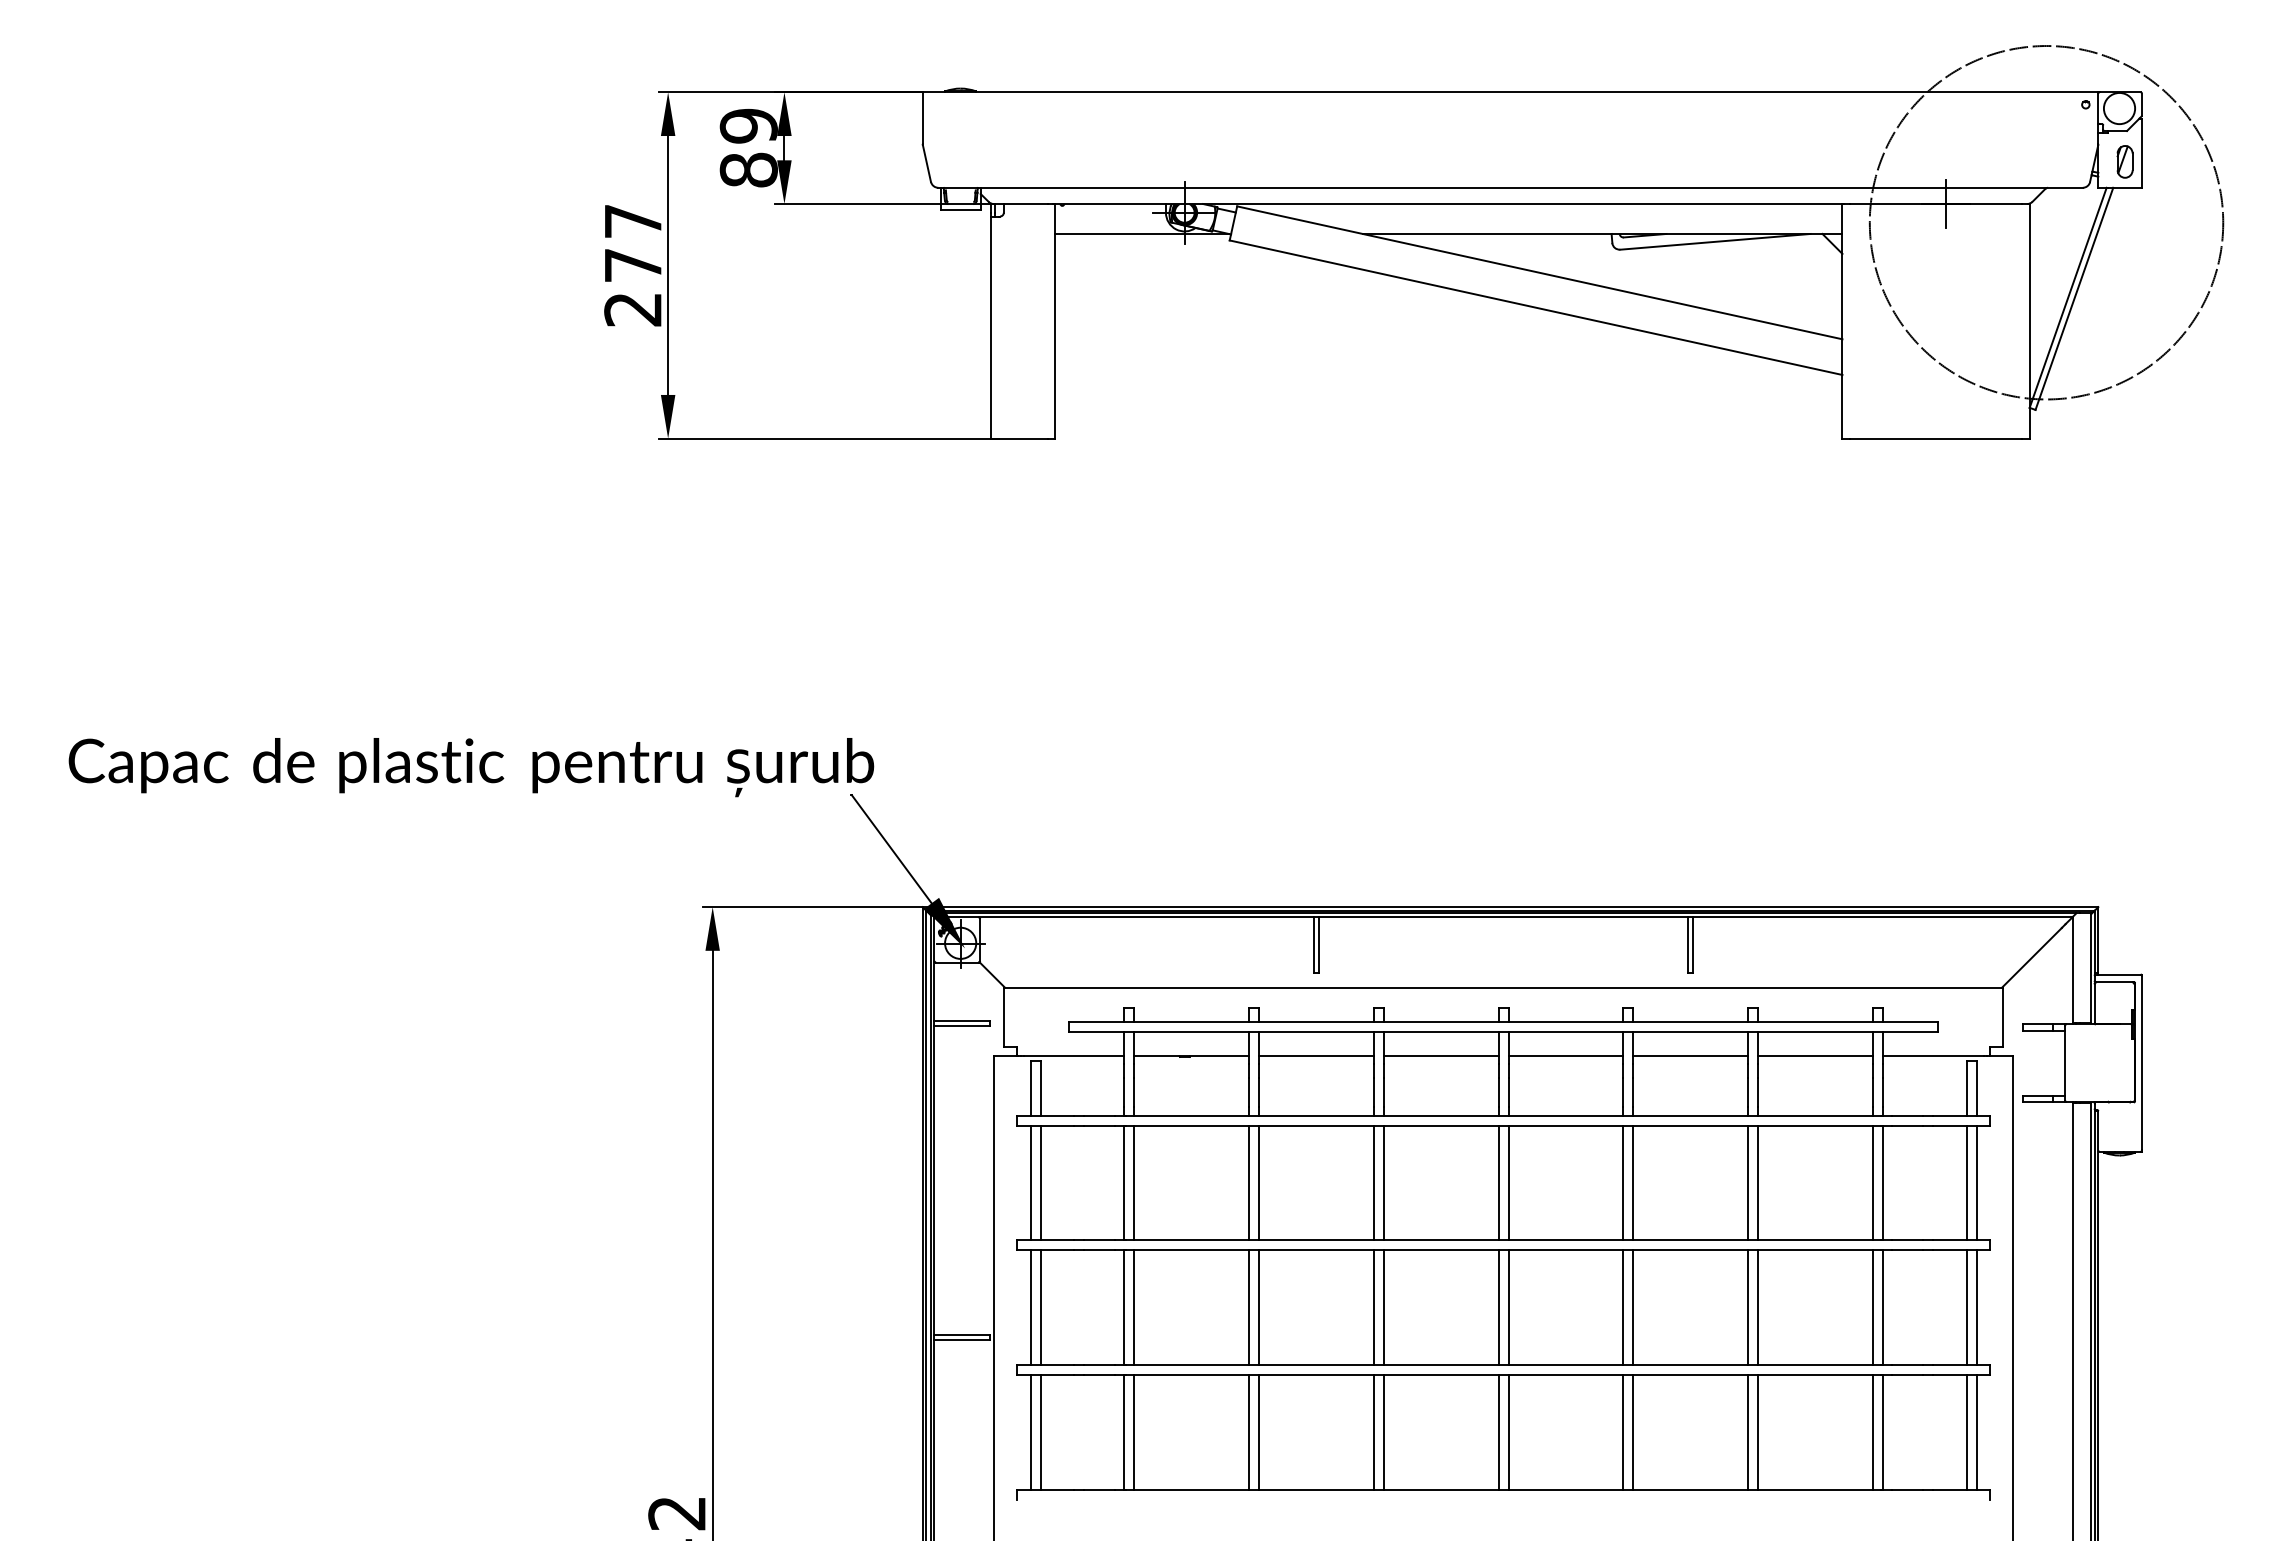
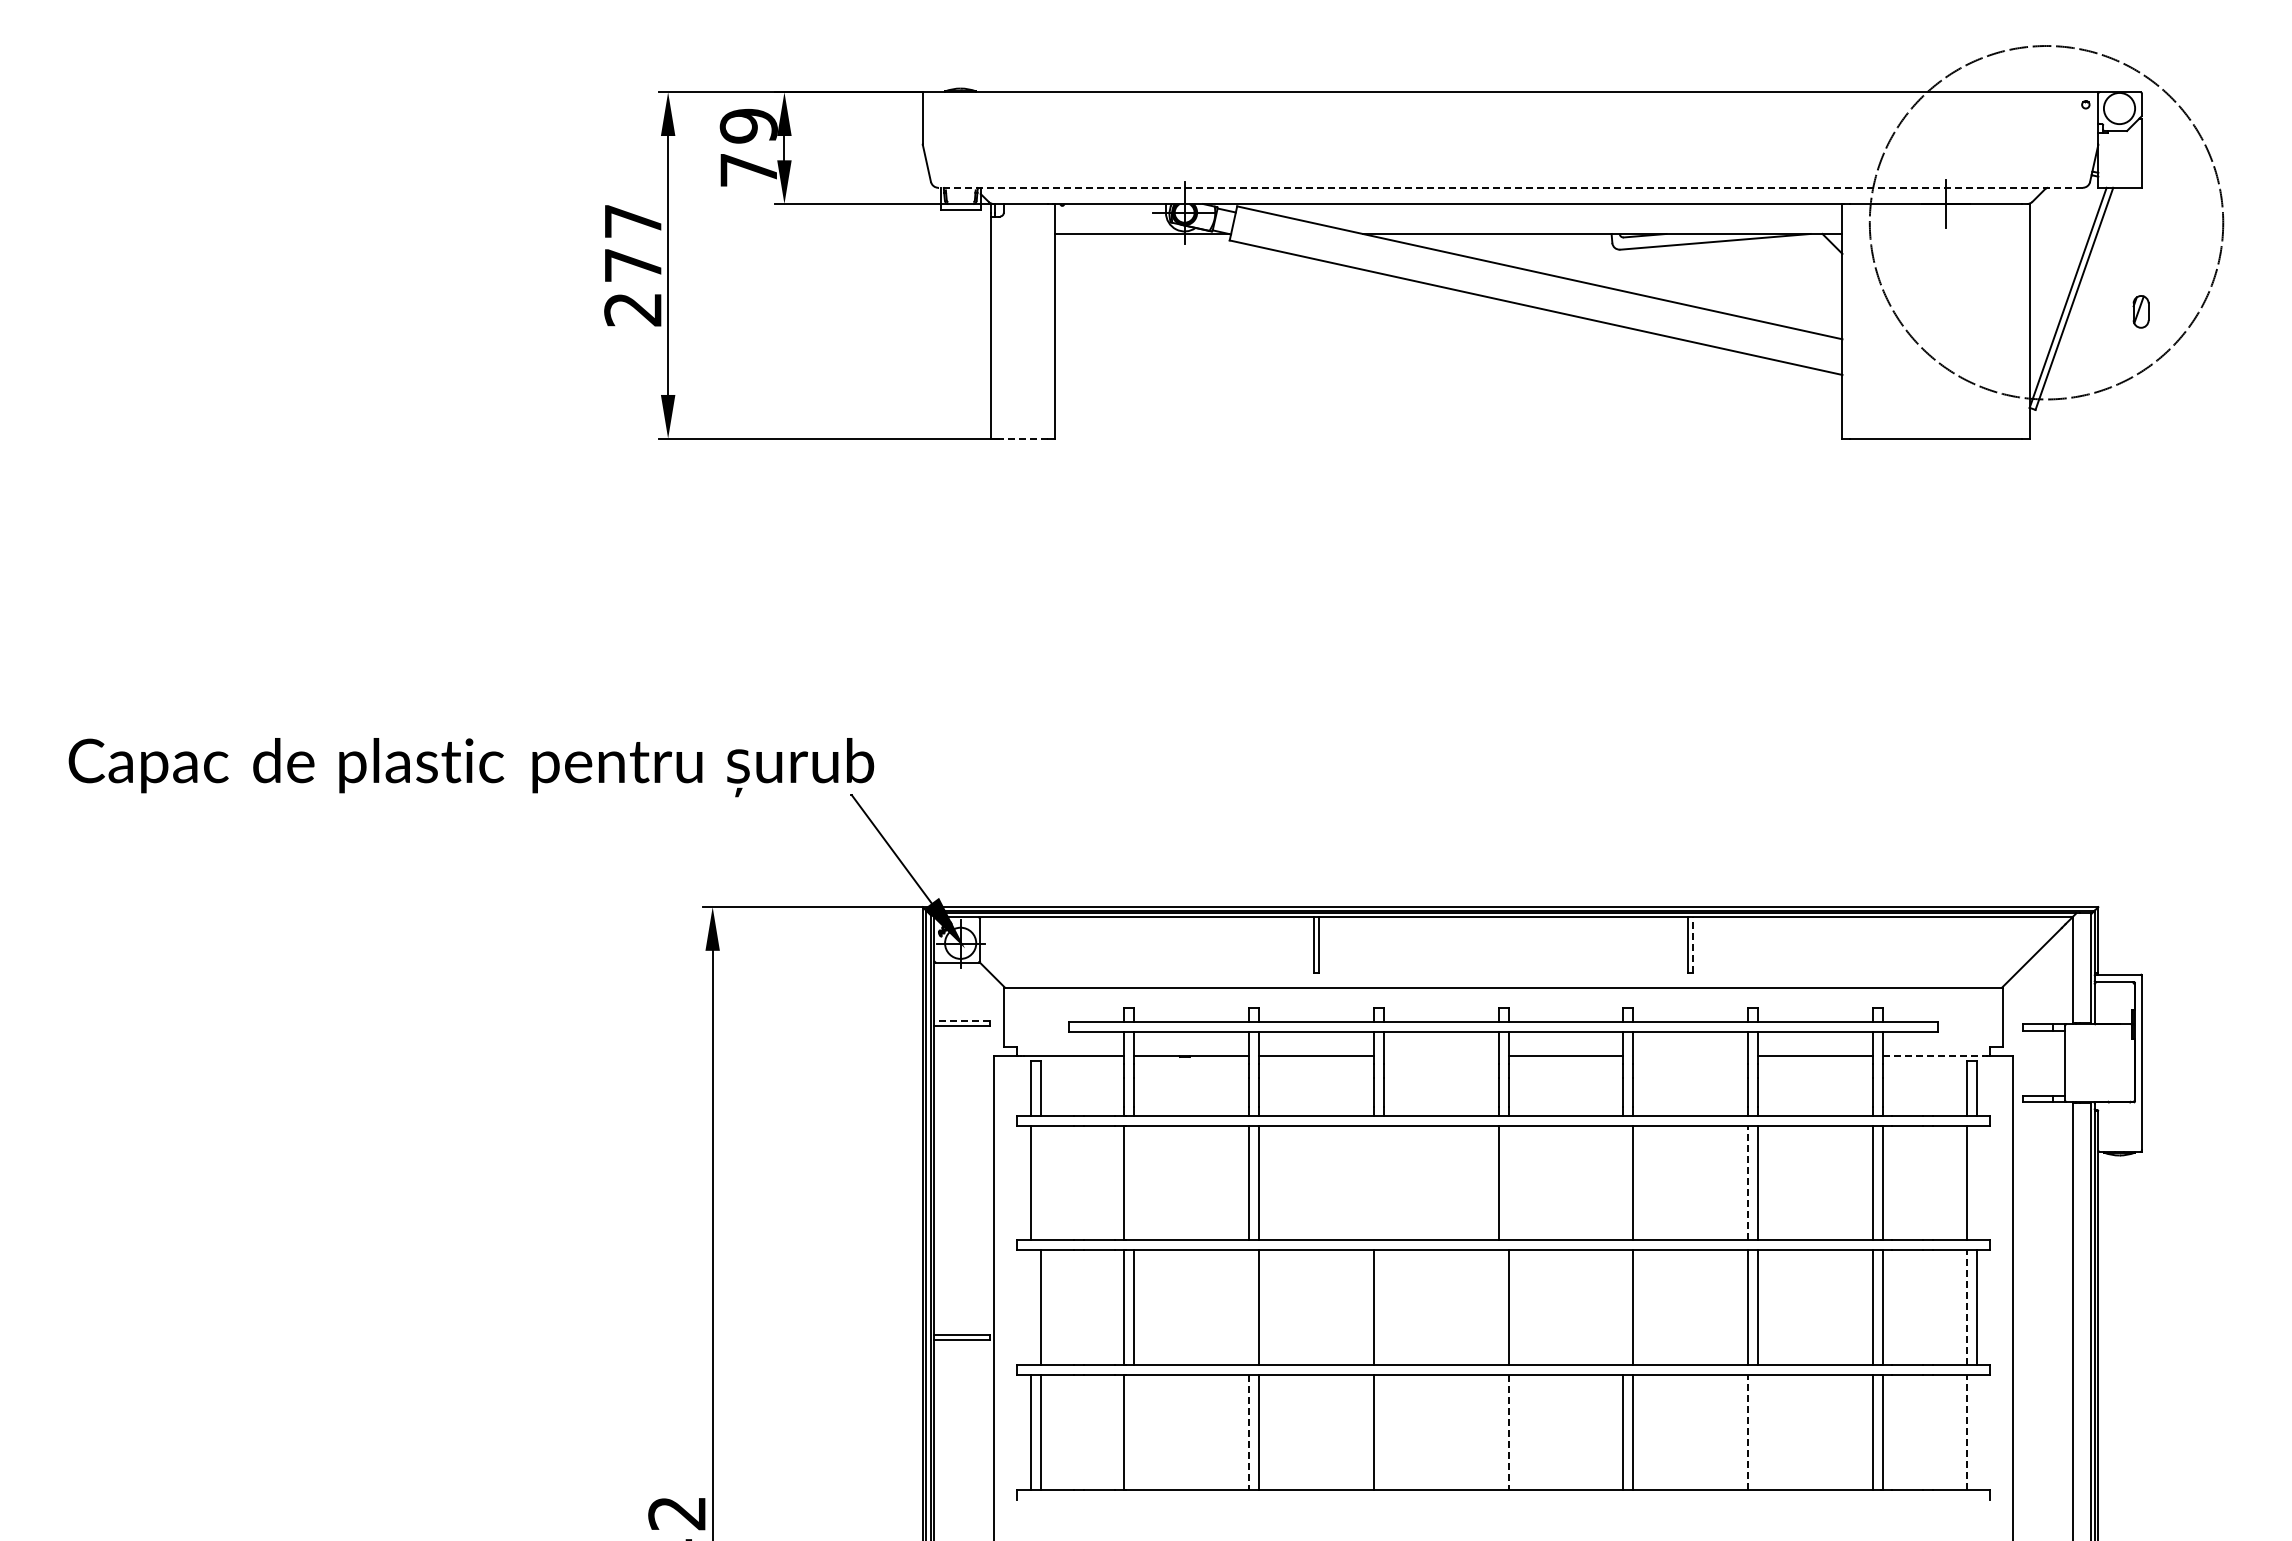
part position: (2124, 161) -> (2140, 311) (2140, 311)
text: 89 -> 79 (748, 169)
line: solid -> dashed (1510, 187)
line: solid -> dashed (1022, 438)
line: solid -> dashed (1693, 945)
line: solid -> dashed (962, 1020)
line: present -> none (1440, 1056)
line: present -> none (1690, 1056)
line: solid -> dashed (1933, 1056)
line: present -> none (1040, 1182)
line: present -> none (1134, 1182)
line: present -> none (1373, 1182)
line: present -> none (1383, 1182)
line: present -> none (1508, 1182)
line: present -> none (1623, 1182)
line: solid -> dashed (1748, 1182)
line: present -> none (1976, 1182)
line: present -> none (1030, 1307)
line: present -> none (1248, 1307)
line: present -> none (1383, 1307)
line: present -> none (1498, 1307)
line: present -> none (1623, 1307)
line: solid -> dashed (1966, 1307)
line: present -> none (1134, 1432)
line: present -> none (1383, 1432)
line: present -> none (1498, 1432)
line: solid -> dashed (1748, 1432)
line: present -> none (1758, 1432)
line: solid -> dashed (1966, 1432)
line: present -> none (1976, 1432)
line: solid -> dashed (1248, 1433)
line: solid -> dashed (1508, 1433)
